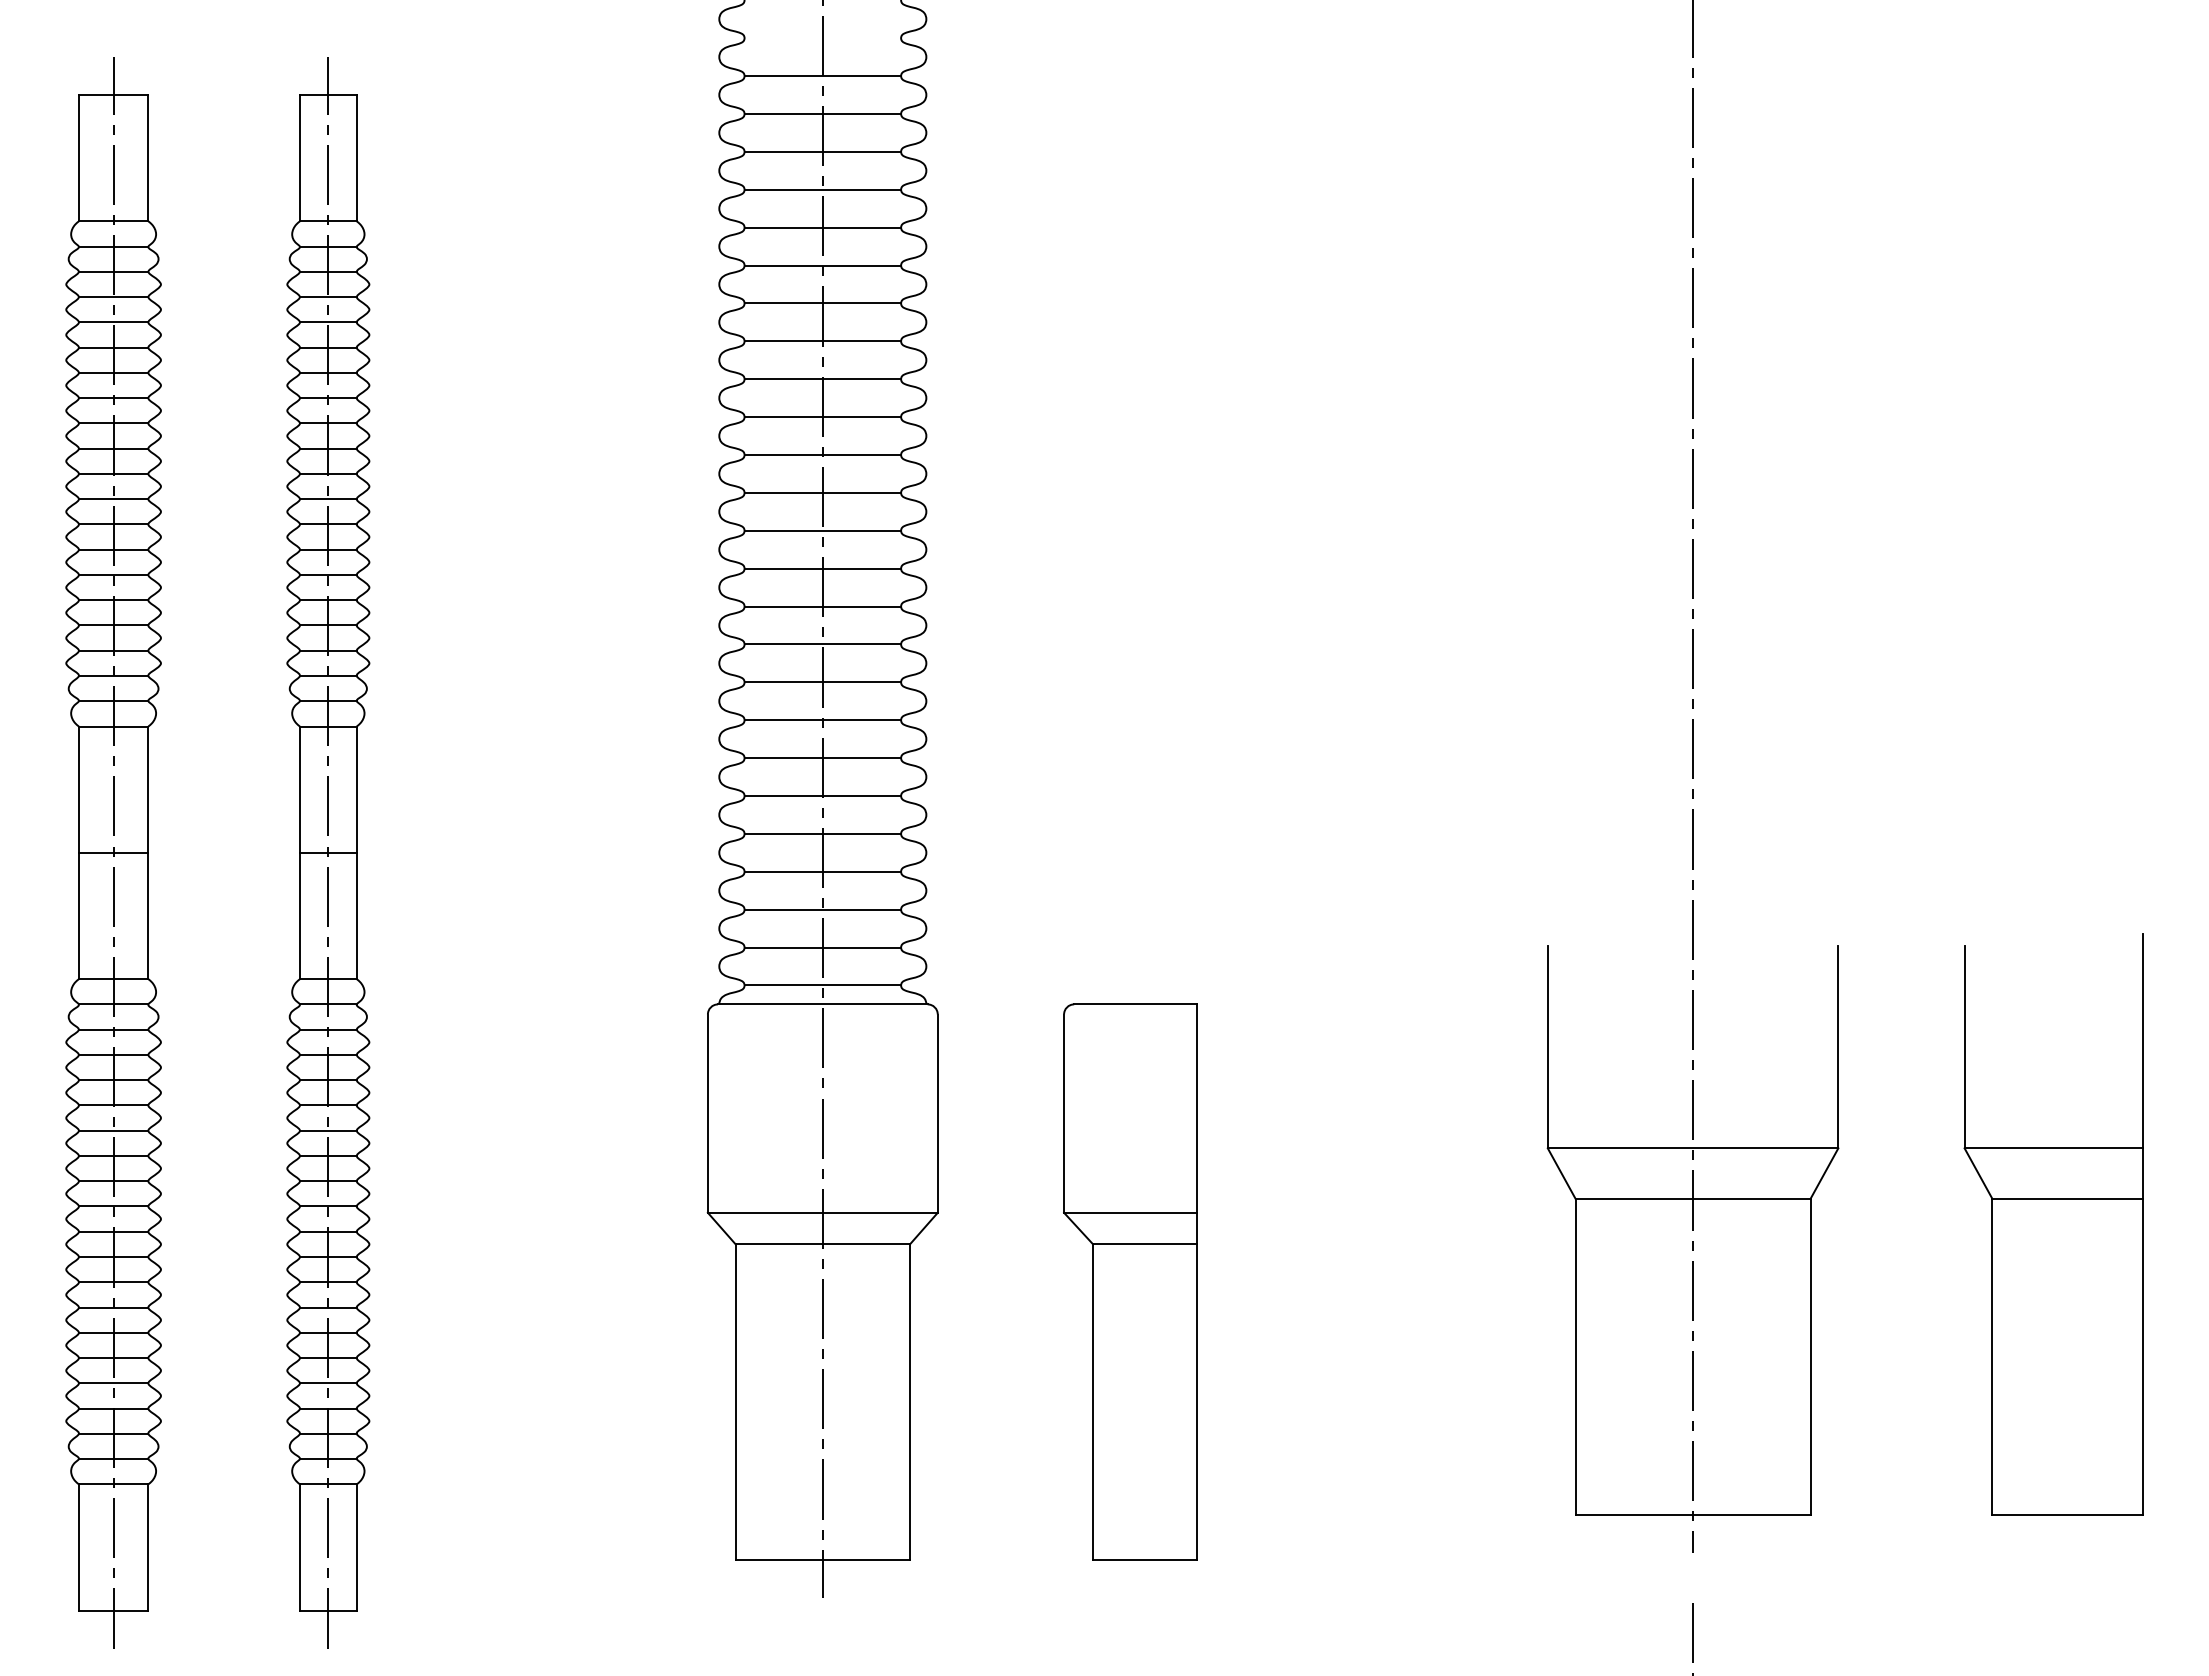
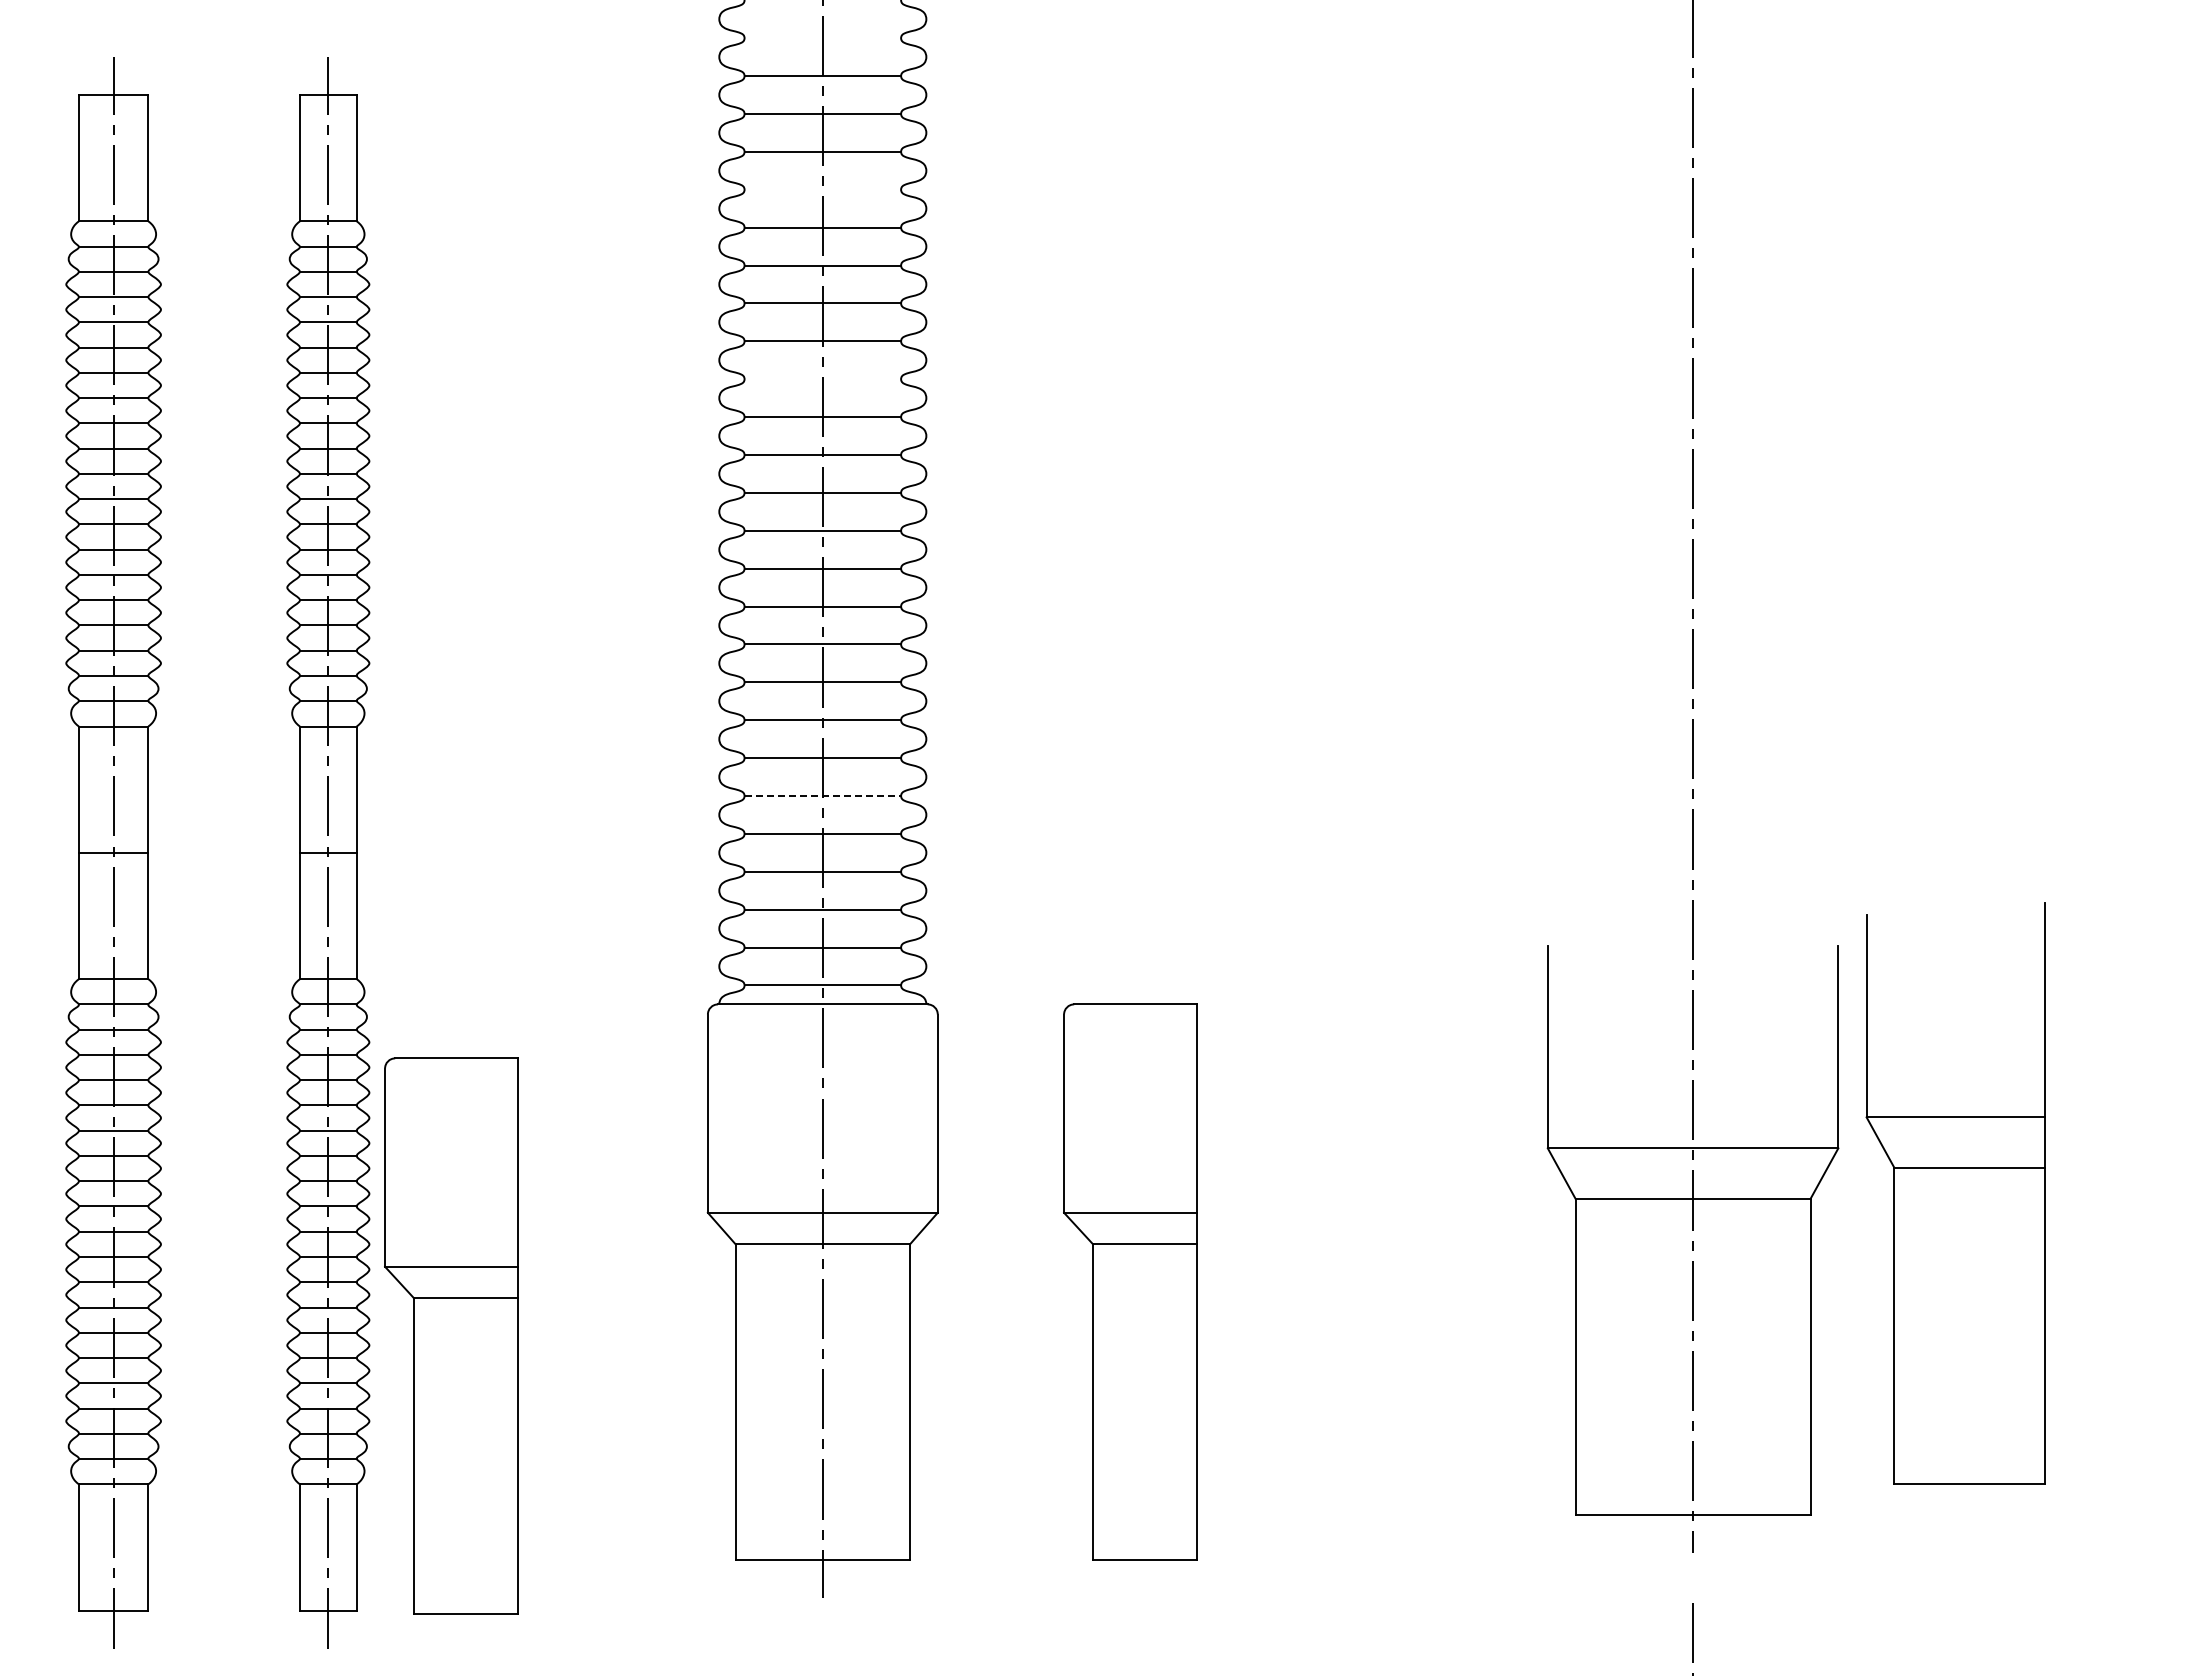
line: present -> none (822, 189)
line: present -> none (822, 379)
line: solid -> dashed (823, 796)
part position: (2053, 1224) -> (1955, 1193) (1955, 1193)
part: none -> present (451, 1335)
